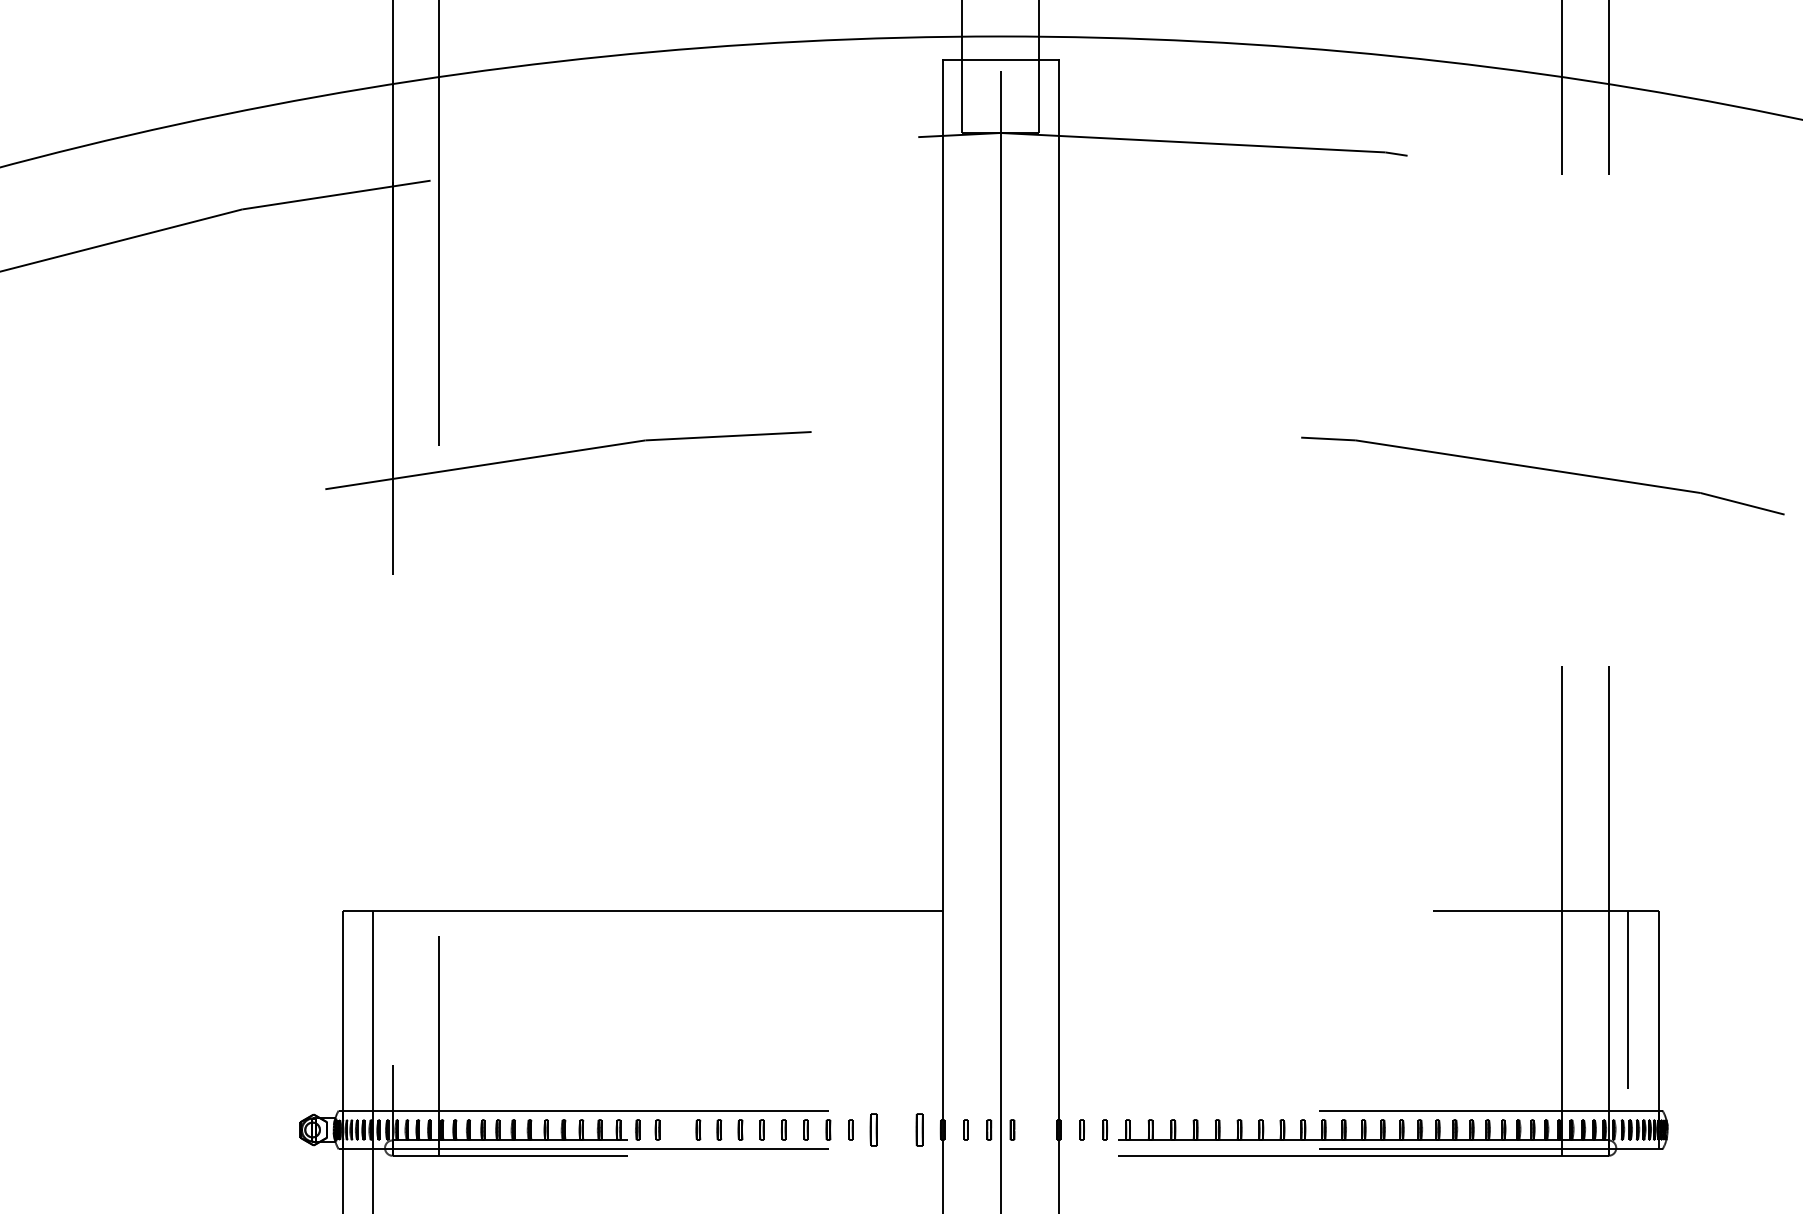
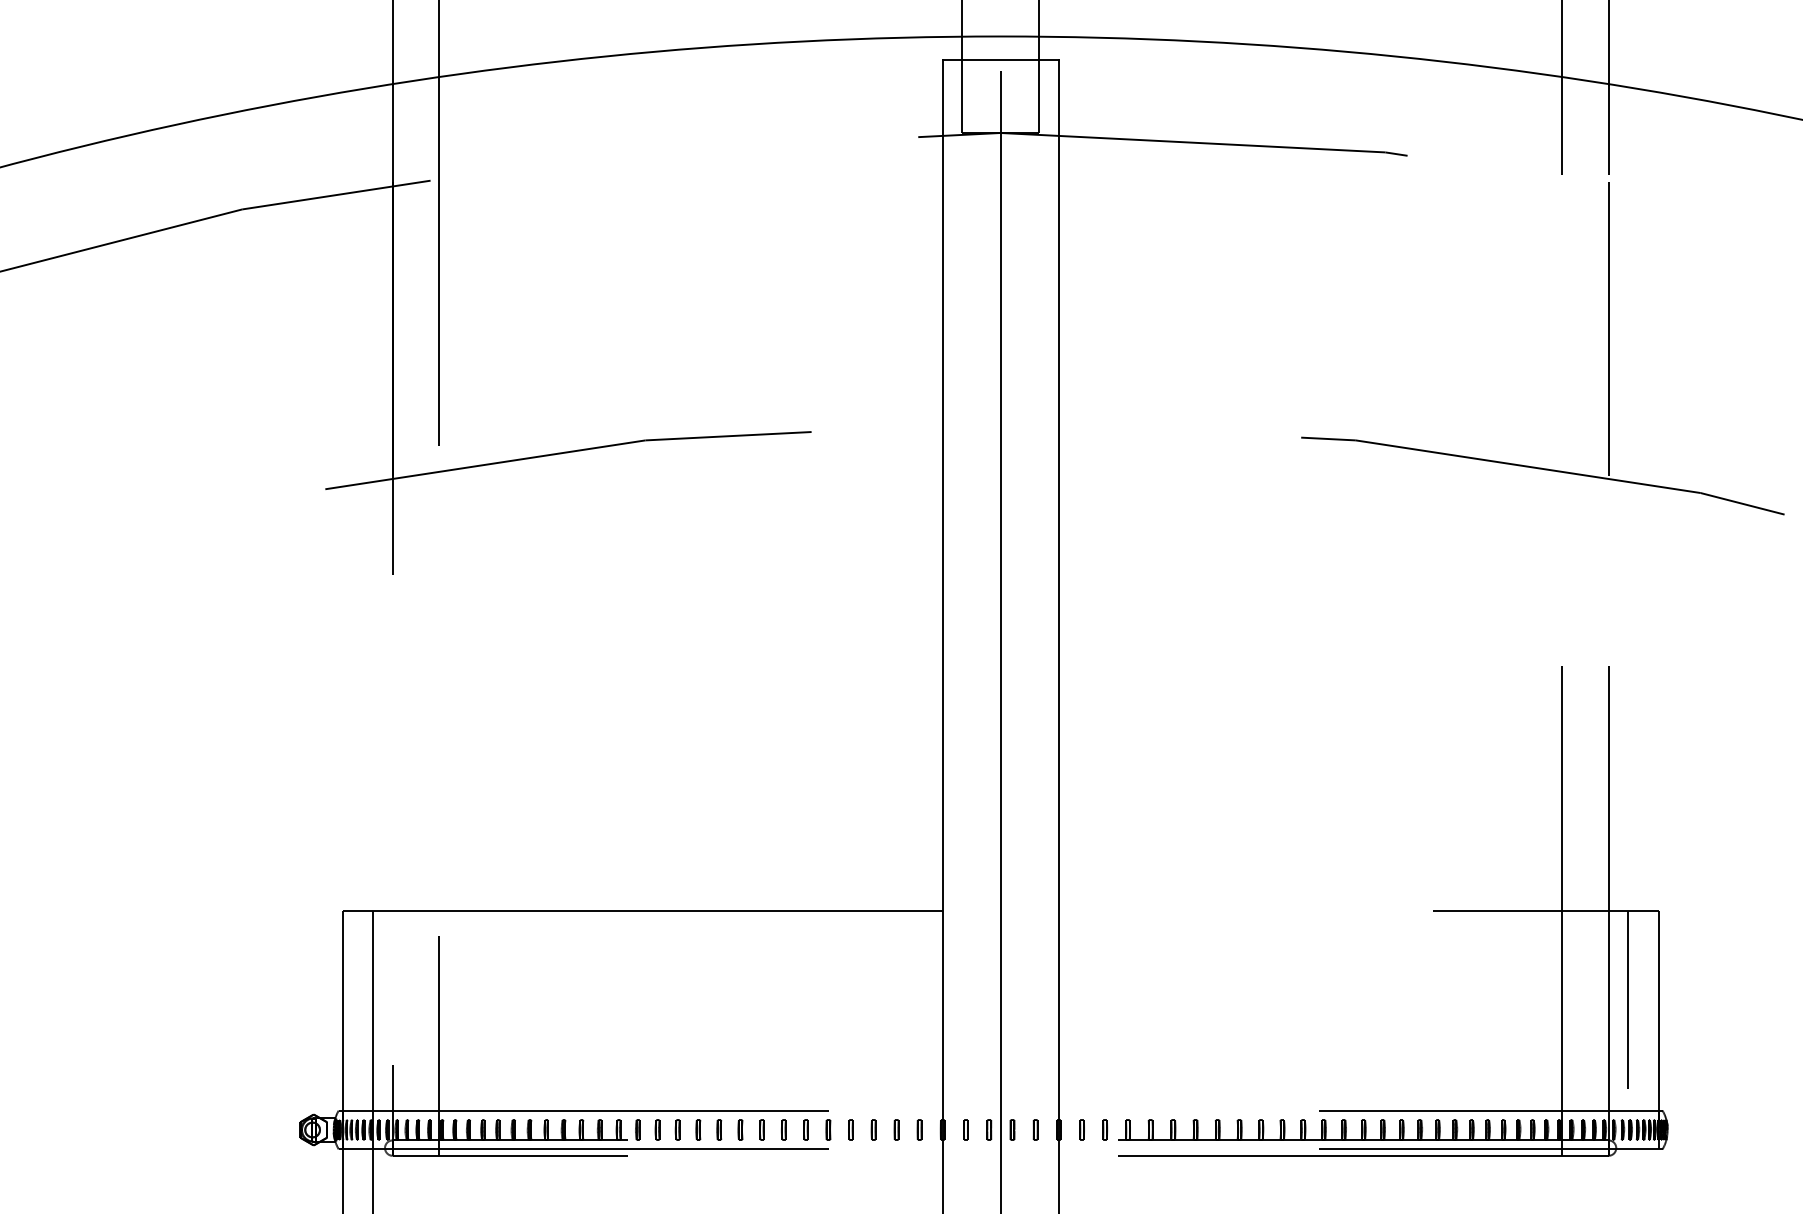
line: none -> present (1608, 329)
part: none -> present (677, 1129)
part size: 9x34 px -> 7x22 px (873, 1129)
part: none -> present (896, 1129)
part size: 9x34 px -> 7x22 px (919, 1129)
part: none -> present (1035, 1129)
